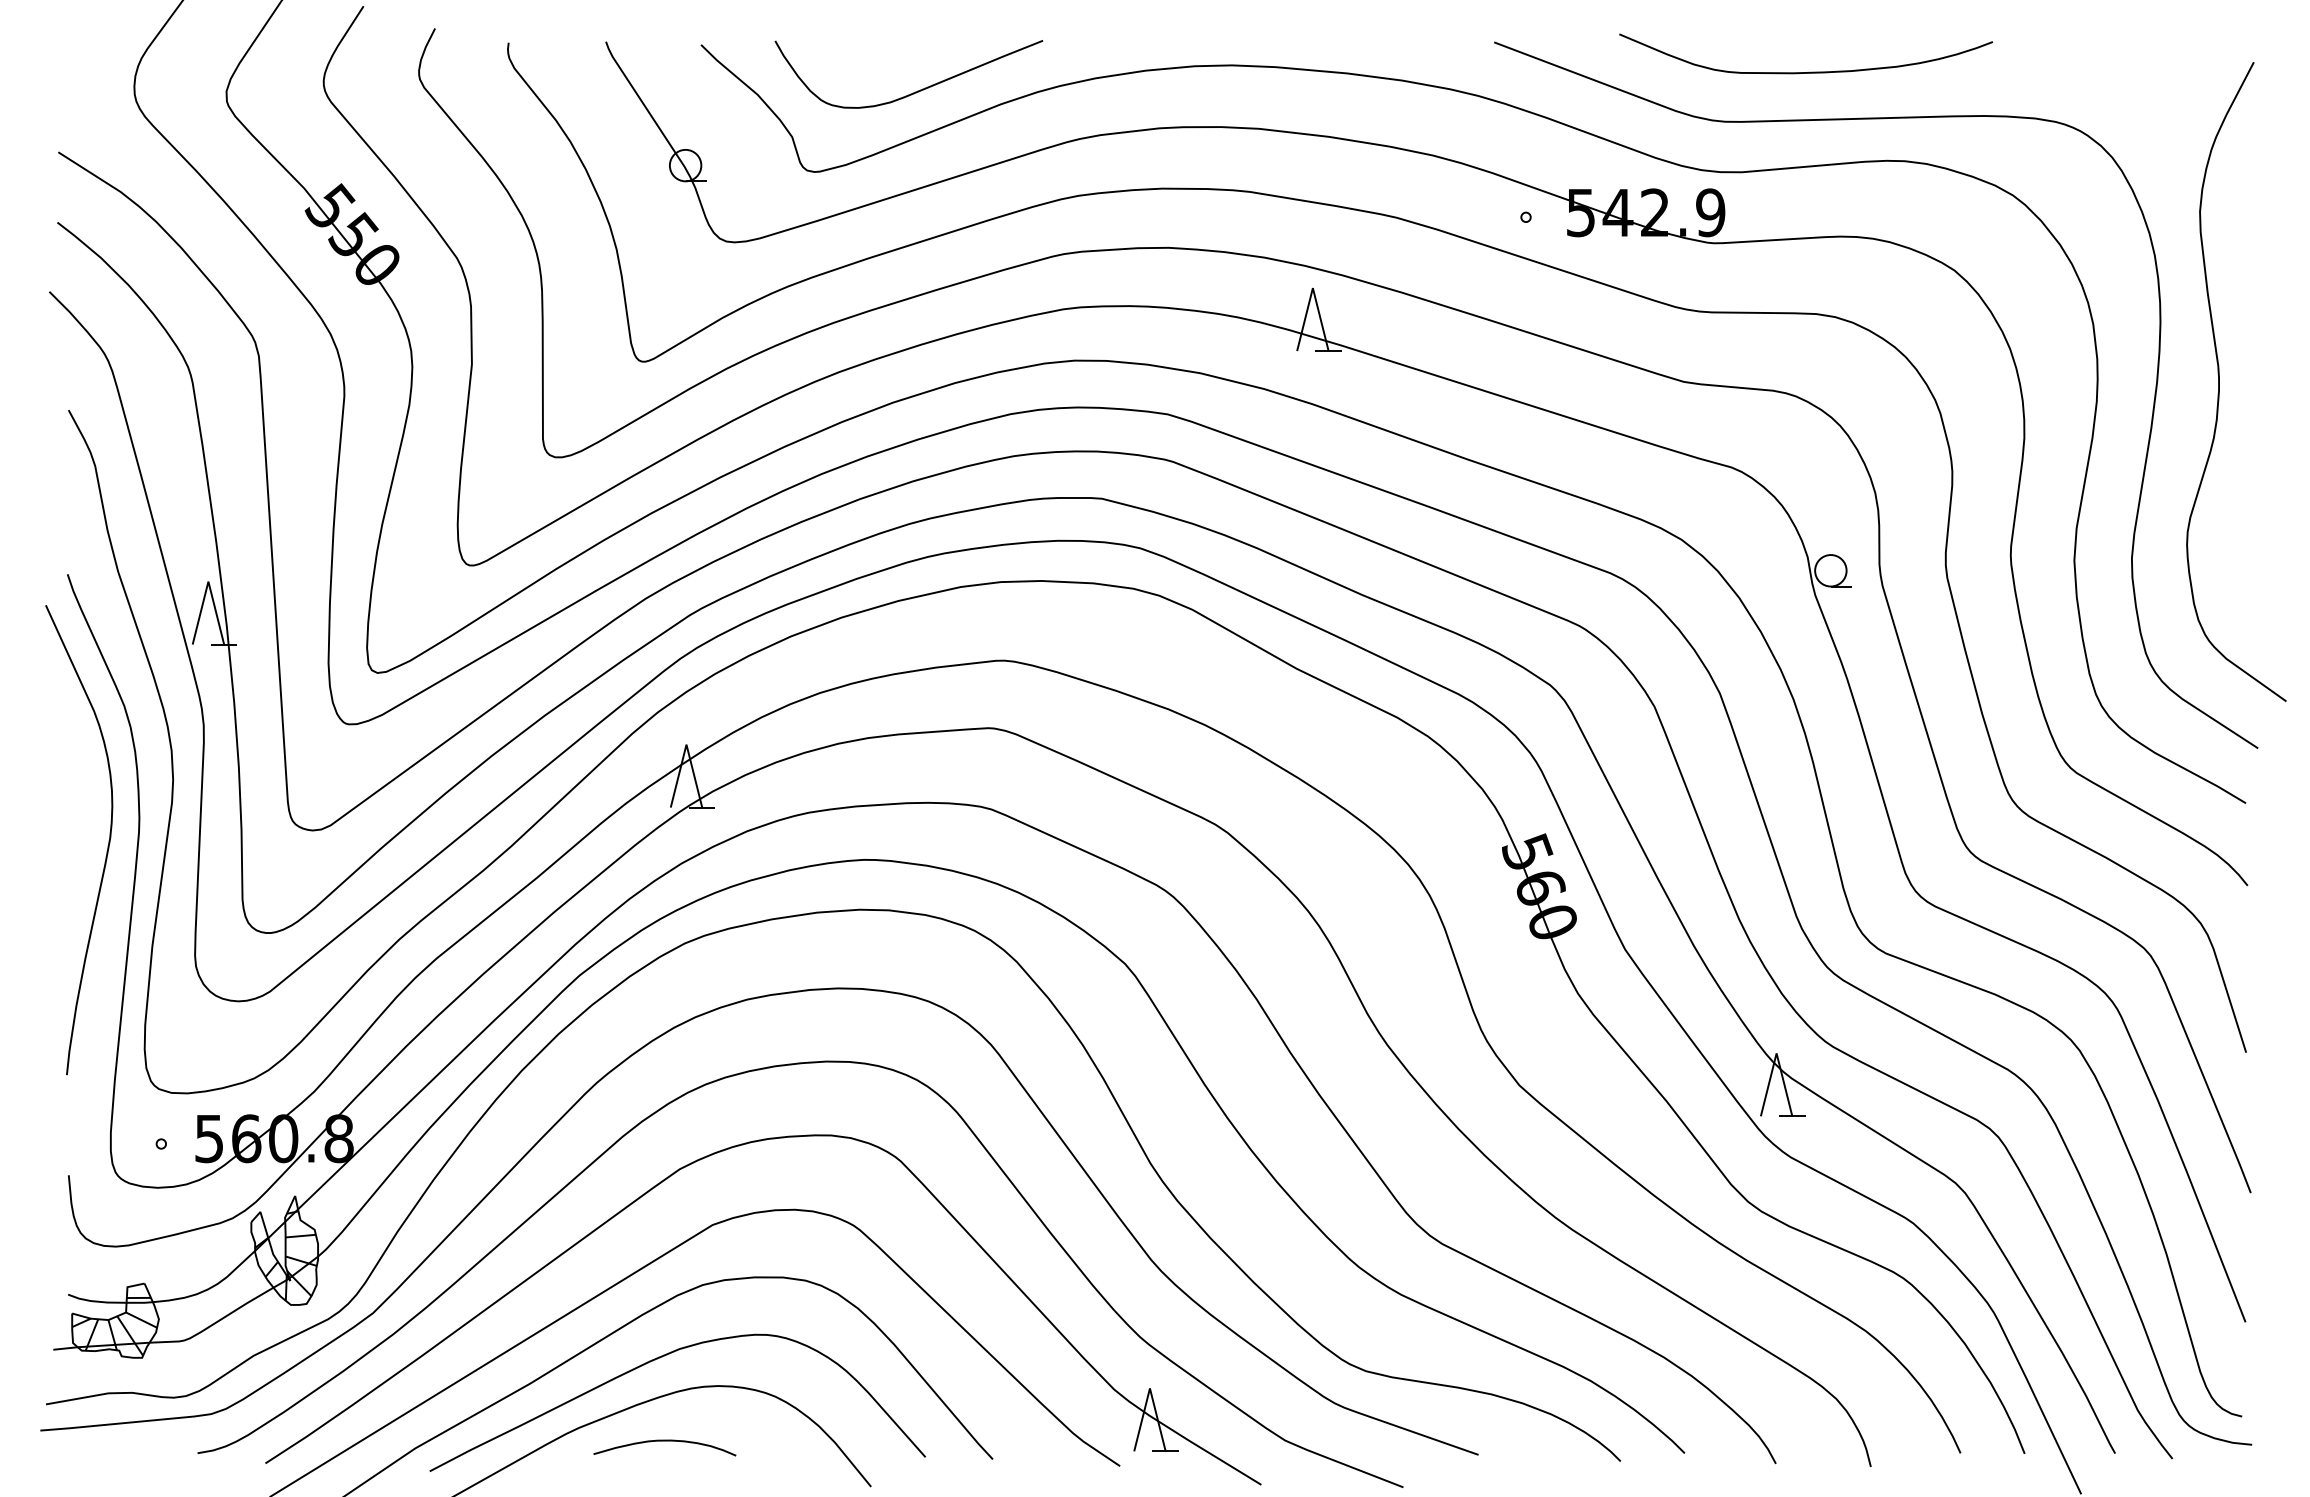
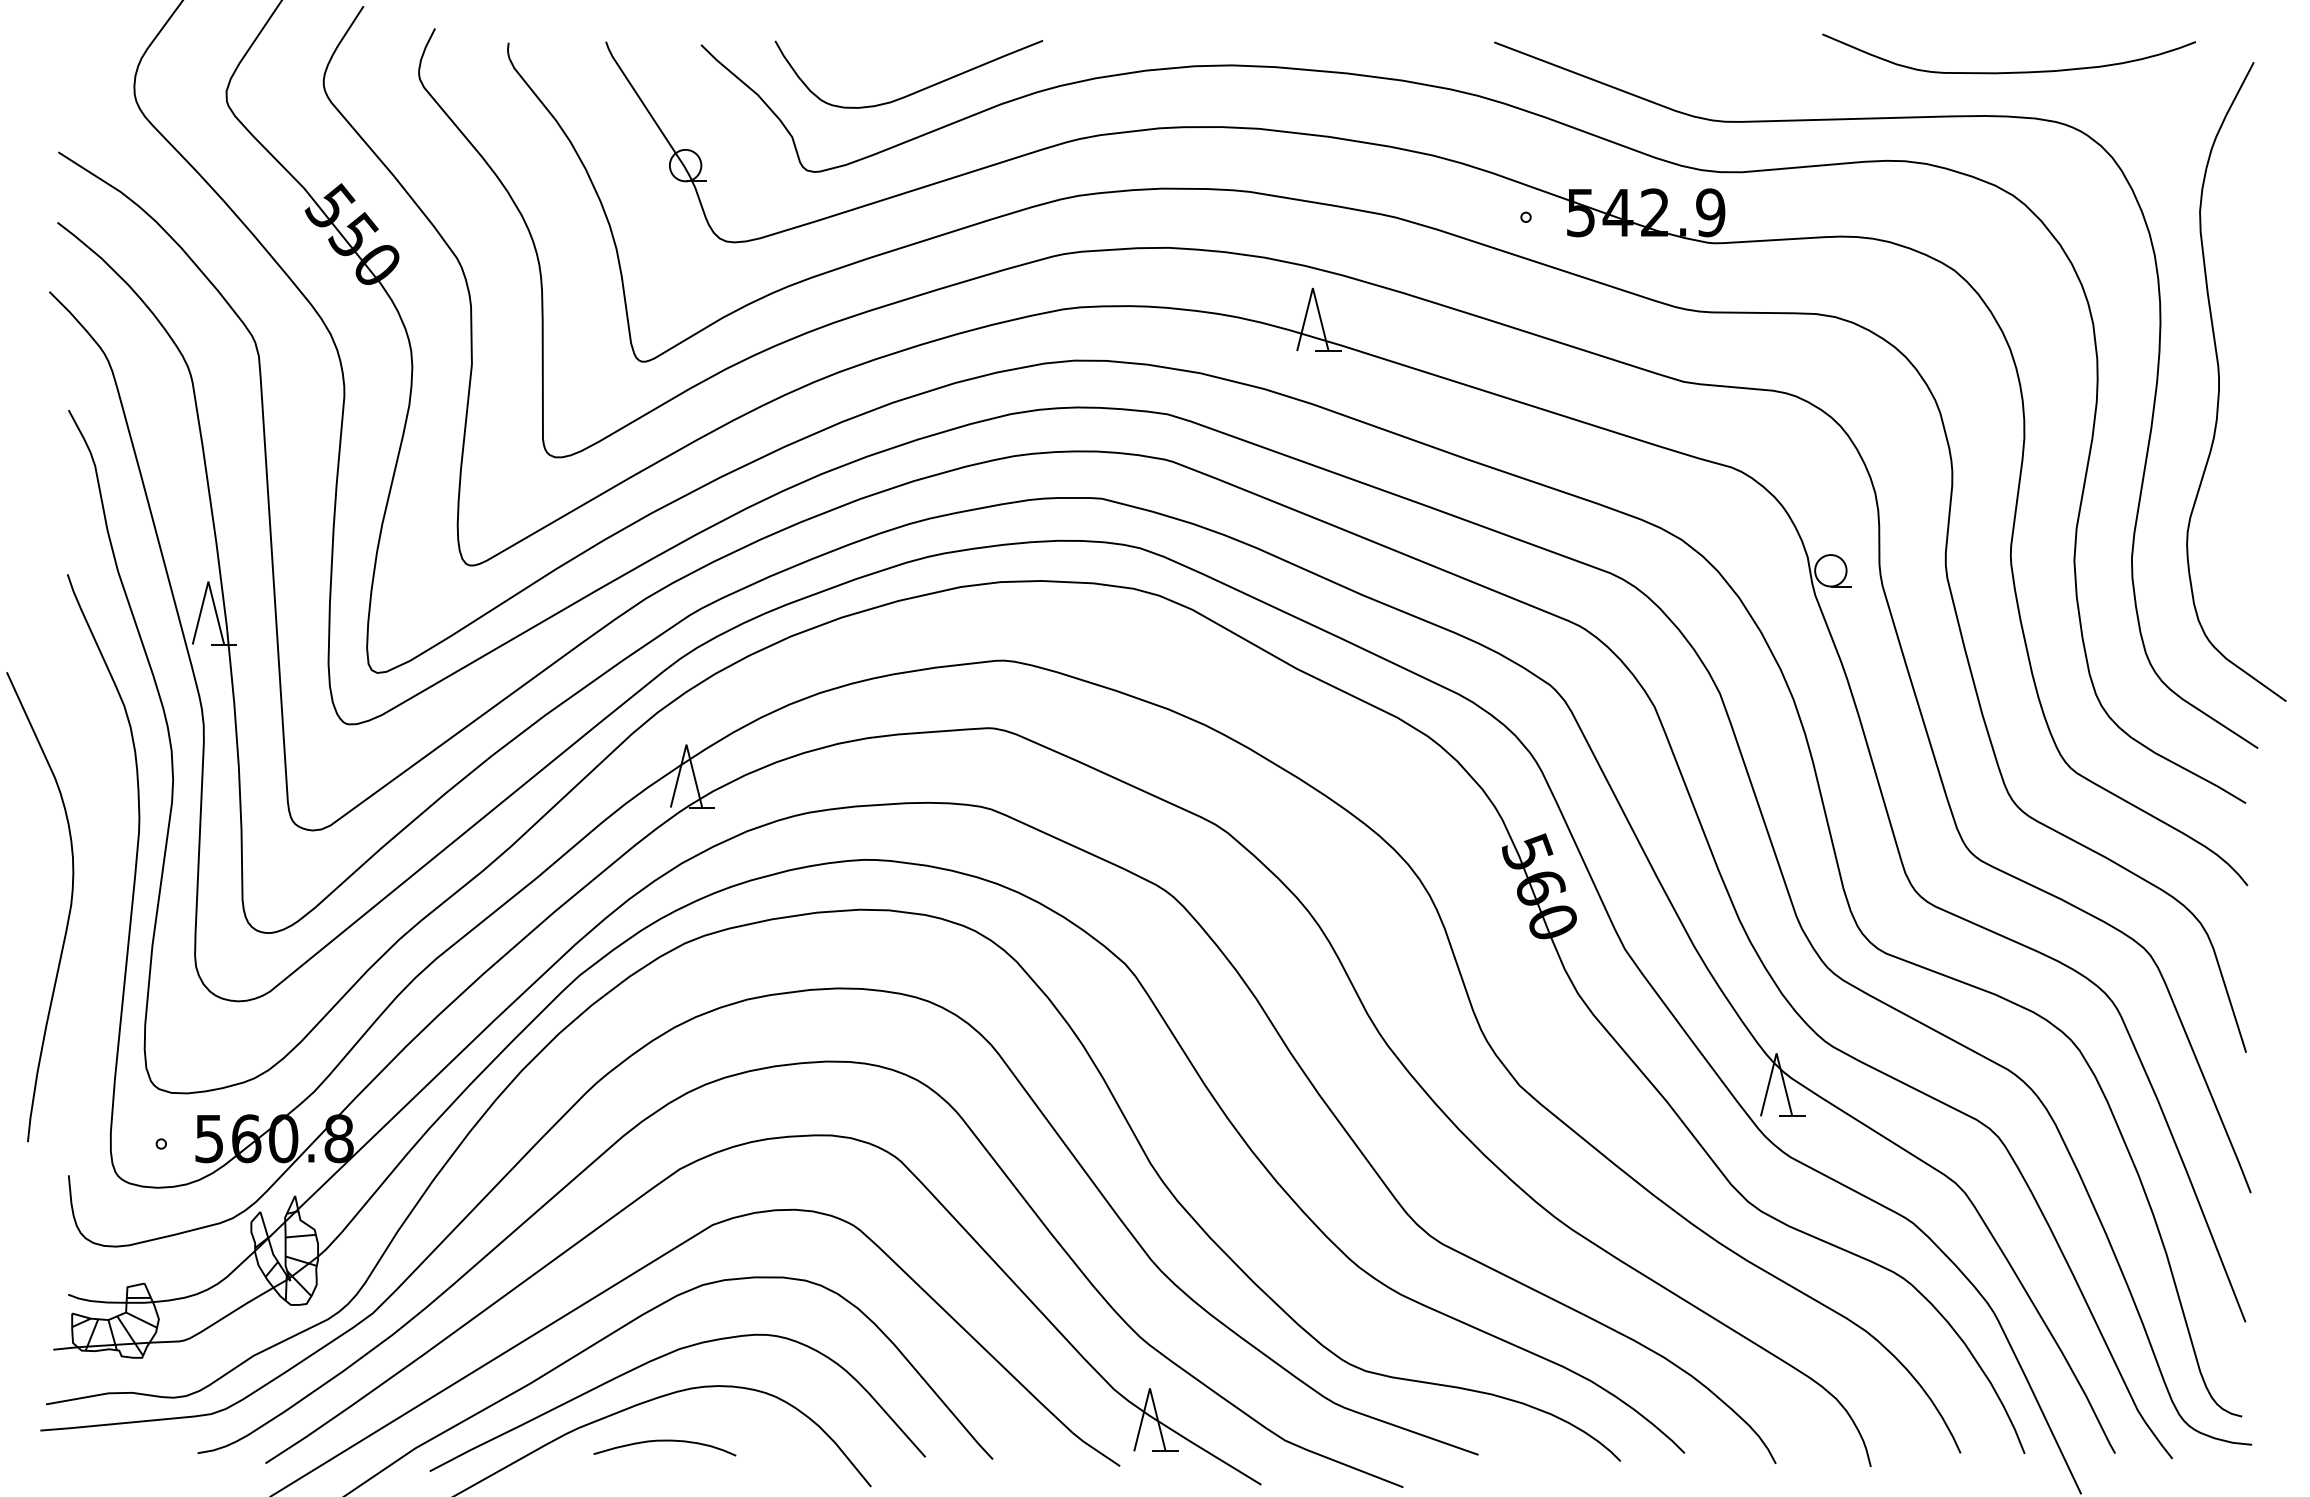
curve position: (1809, 71) -> (2012, 71) (2012, 71)
curve position: (107, 846) -> (68, 913) (68, 913)
